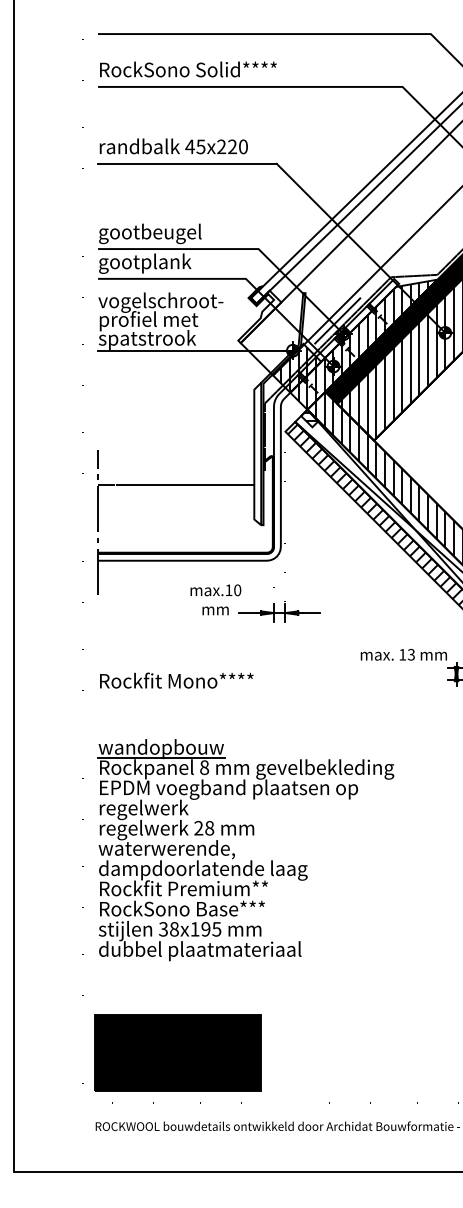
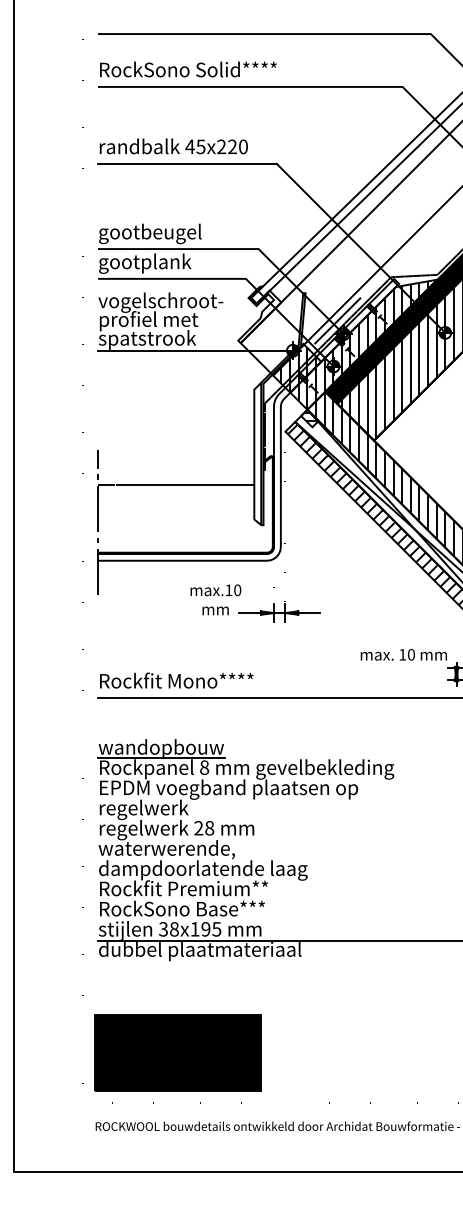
text: 13 -> 10 (410, 654)
line: none -> present (278, 698)
line: none -> present (278, 941)
